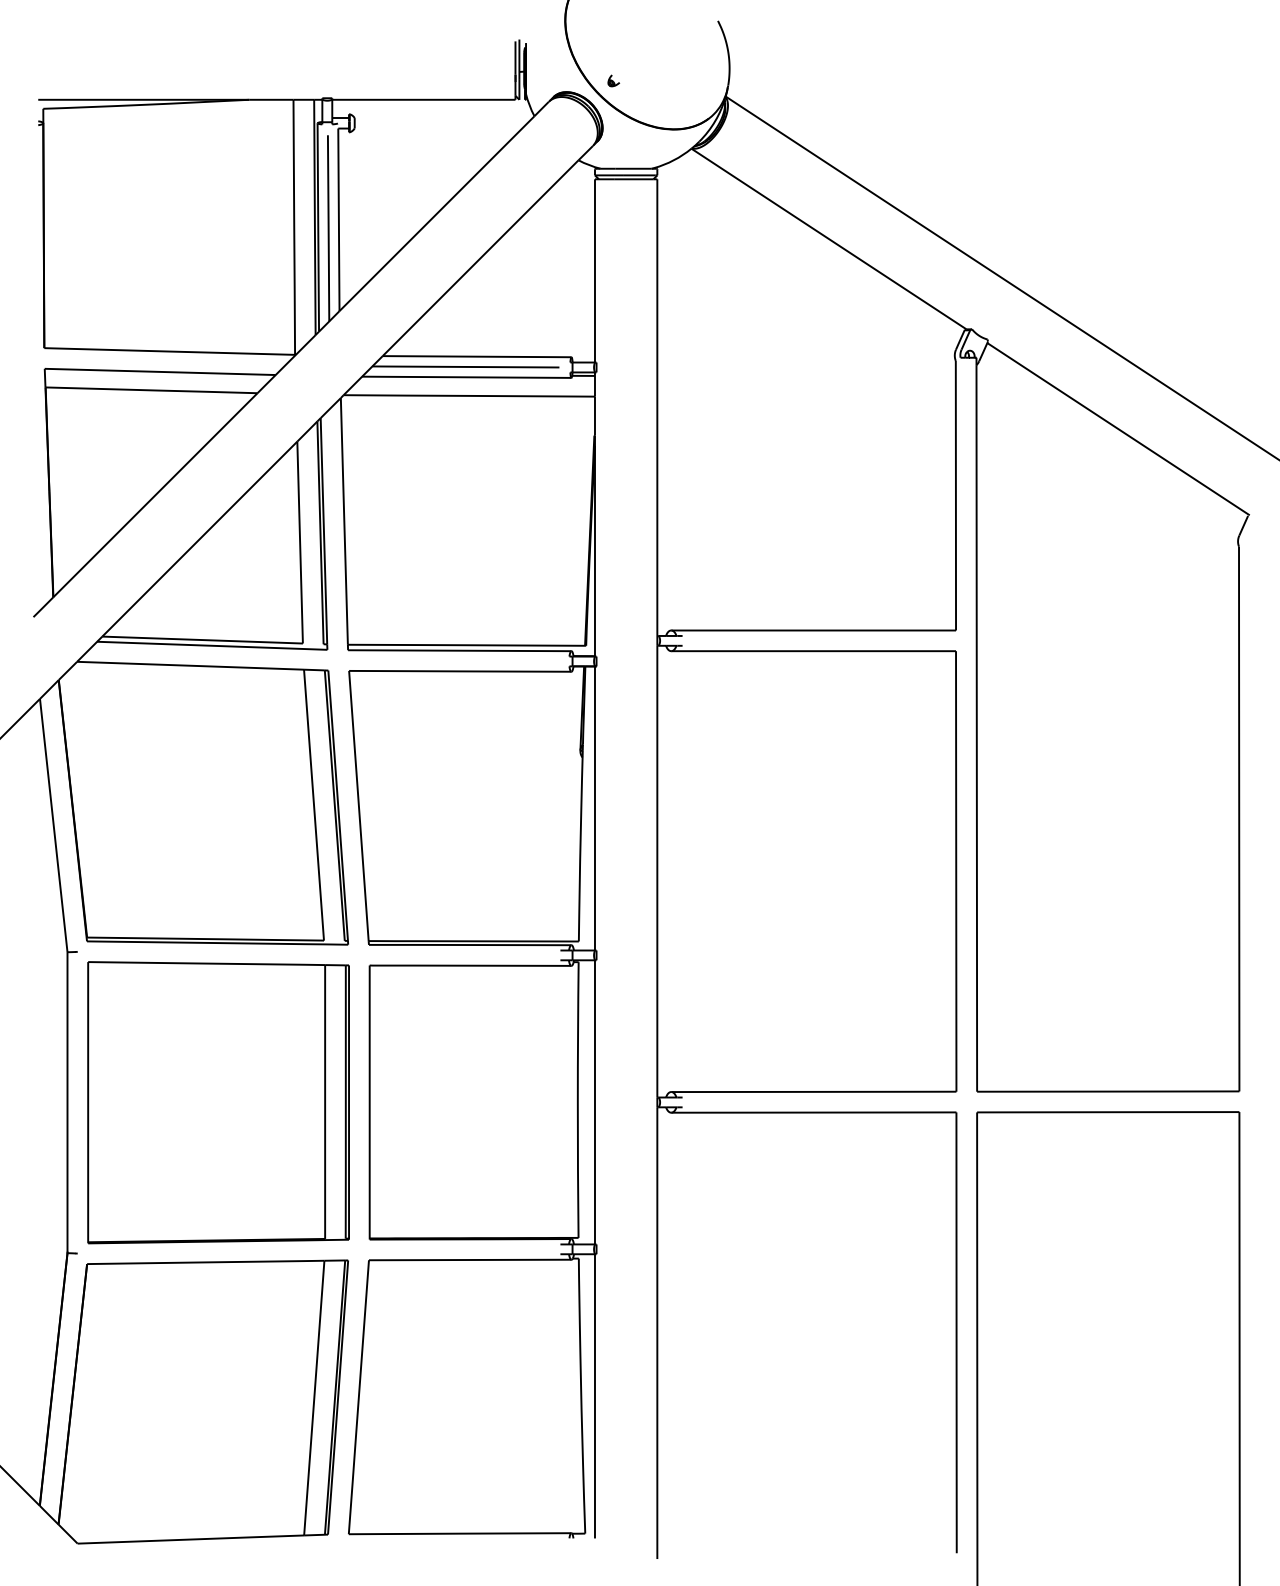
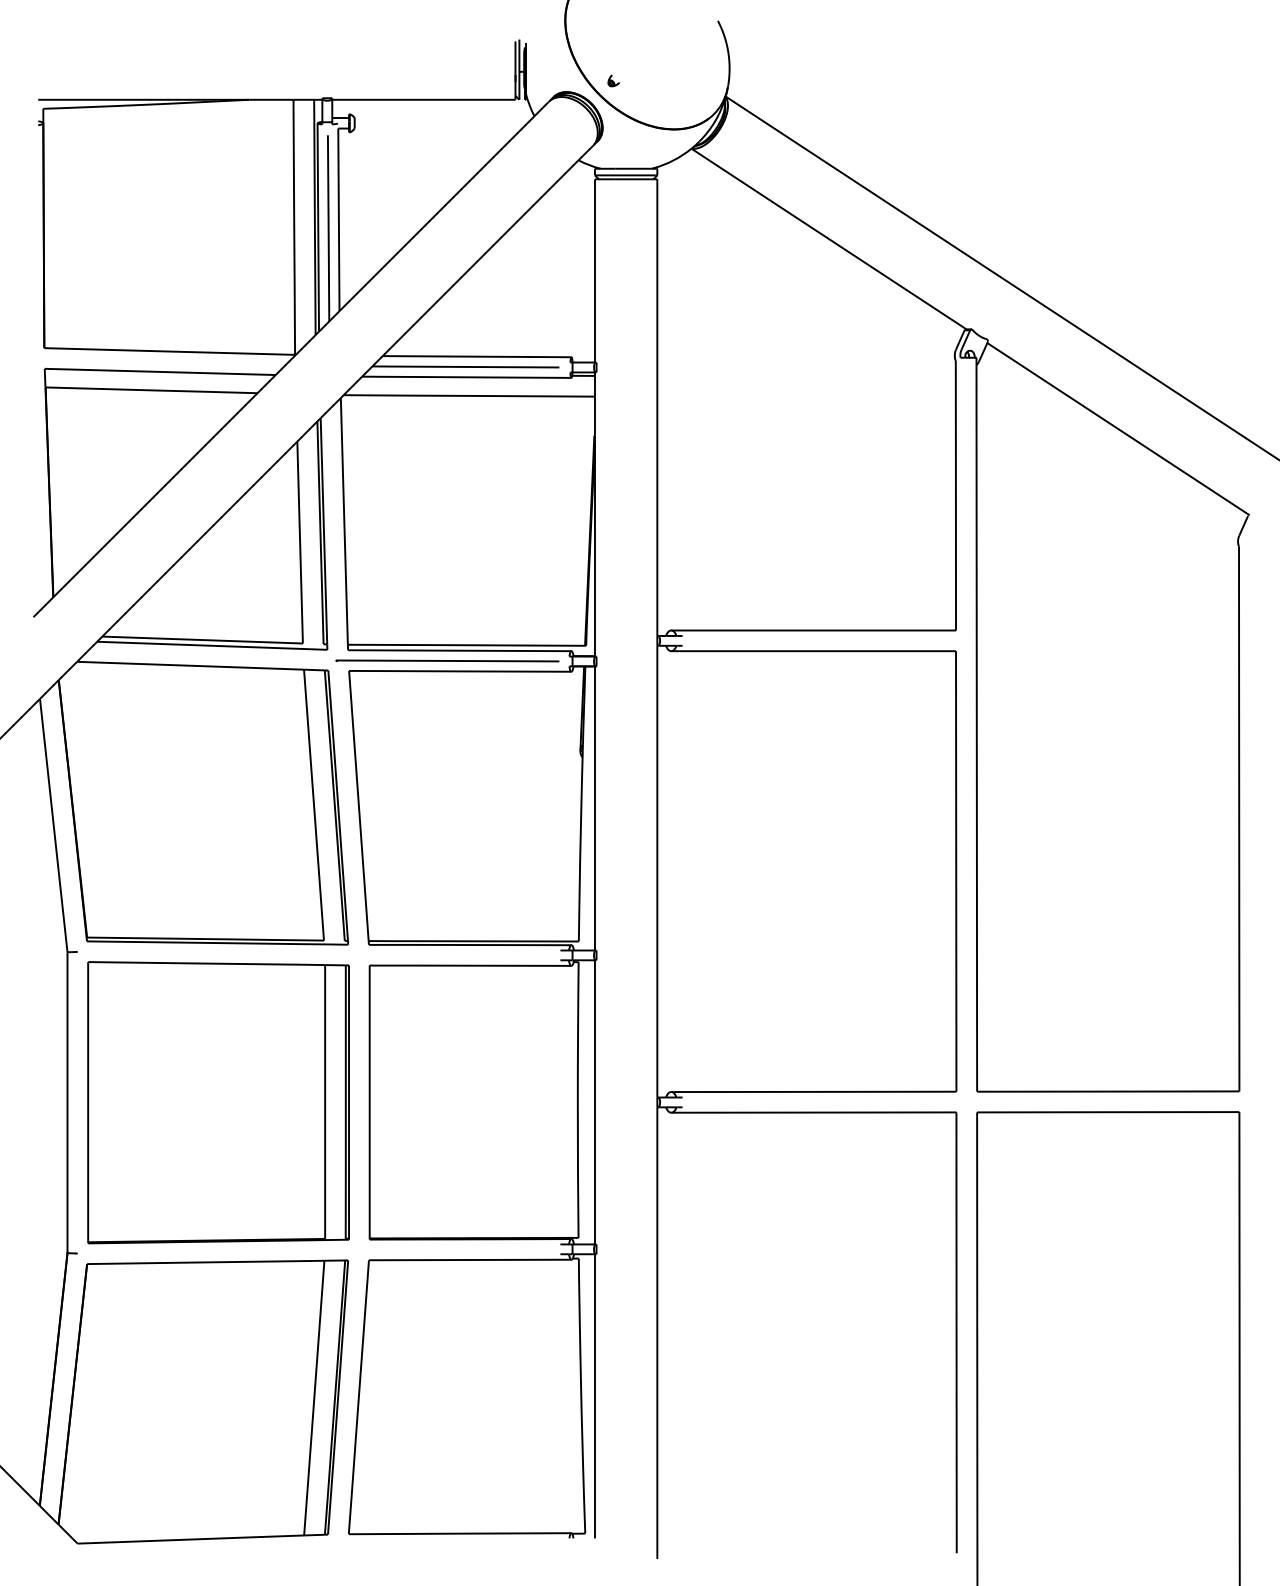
line: none -> present (447, 660)
